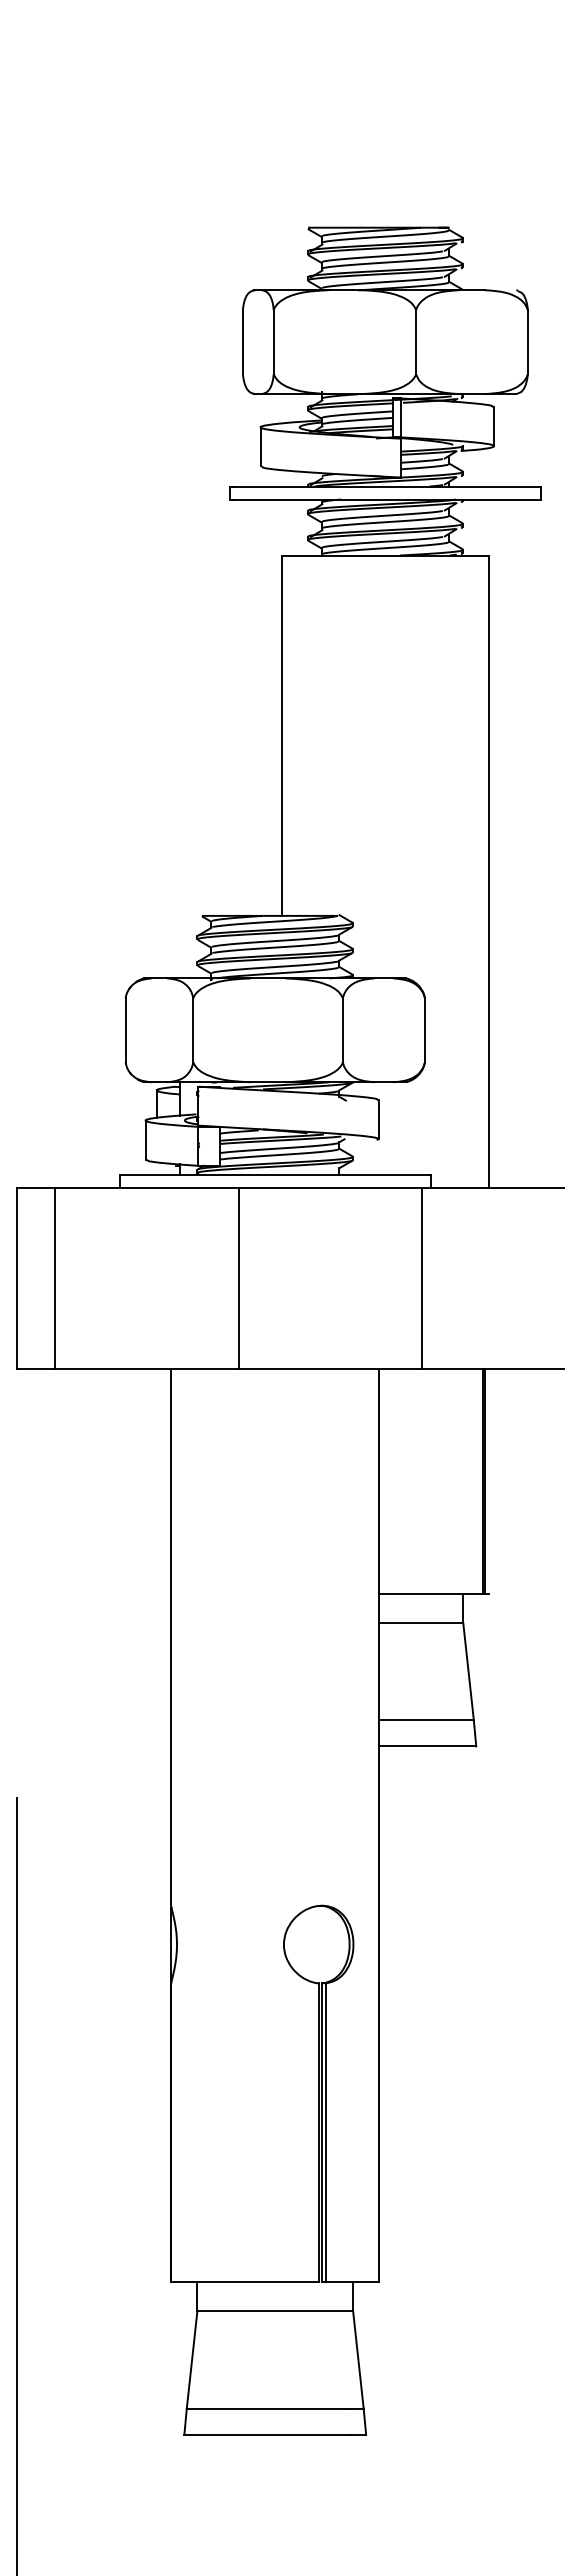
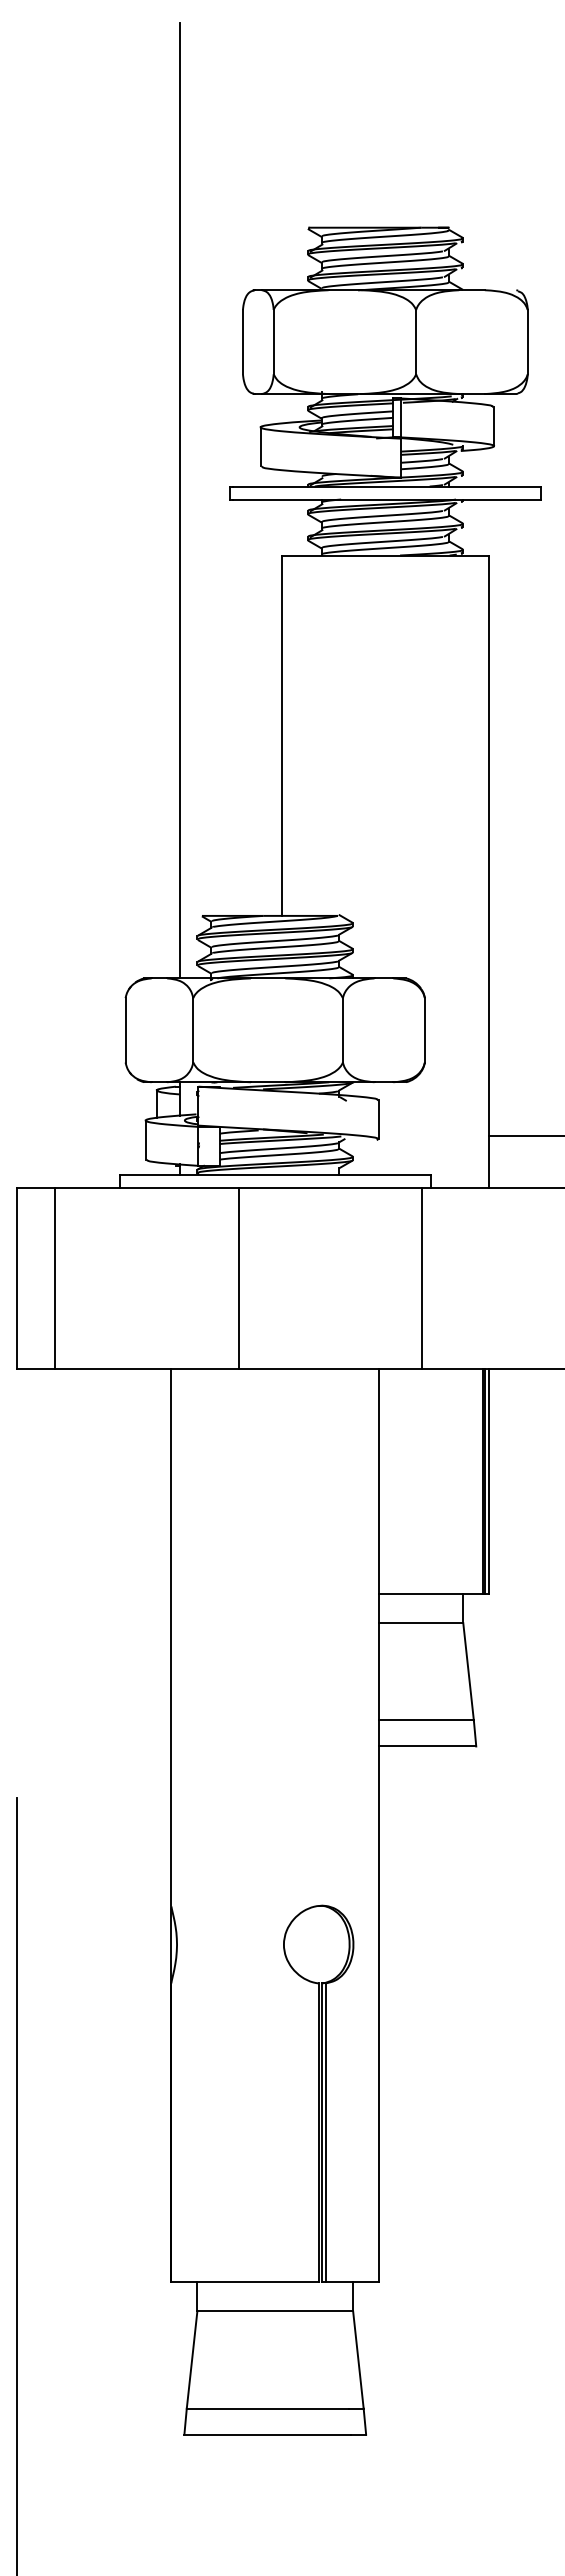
line: none -> present (179, 500)
line: none -> present (525, 1135)
line: none -> present (489, 1481)
